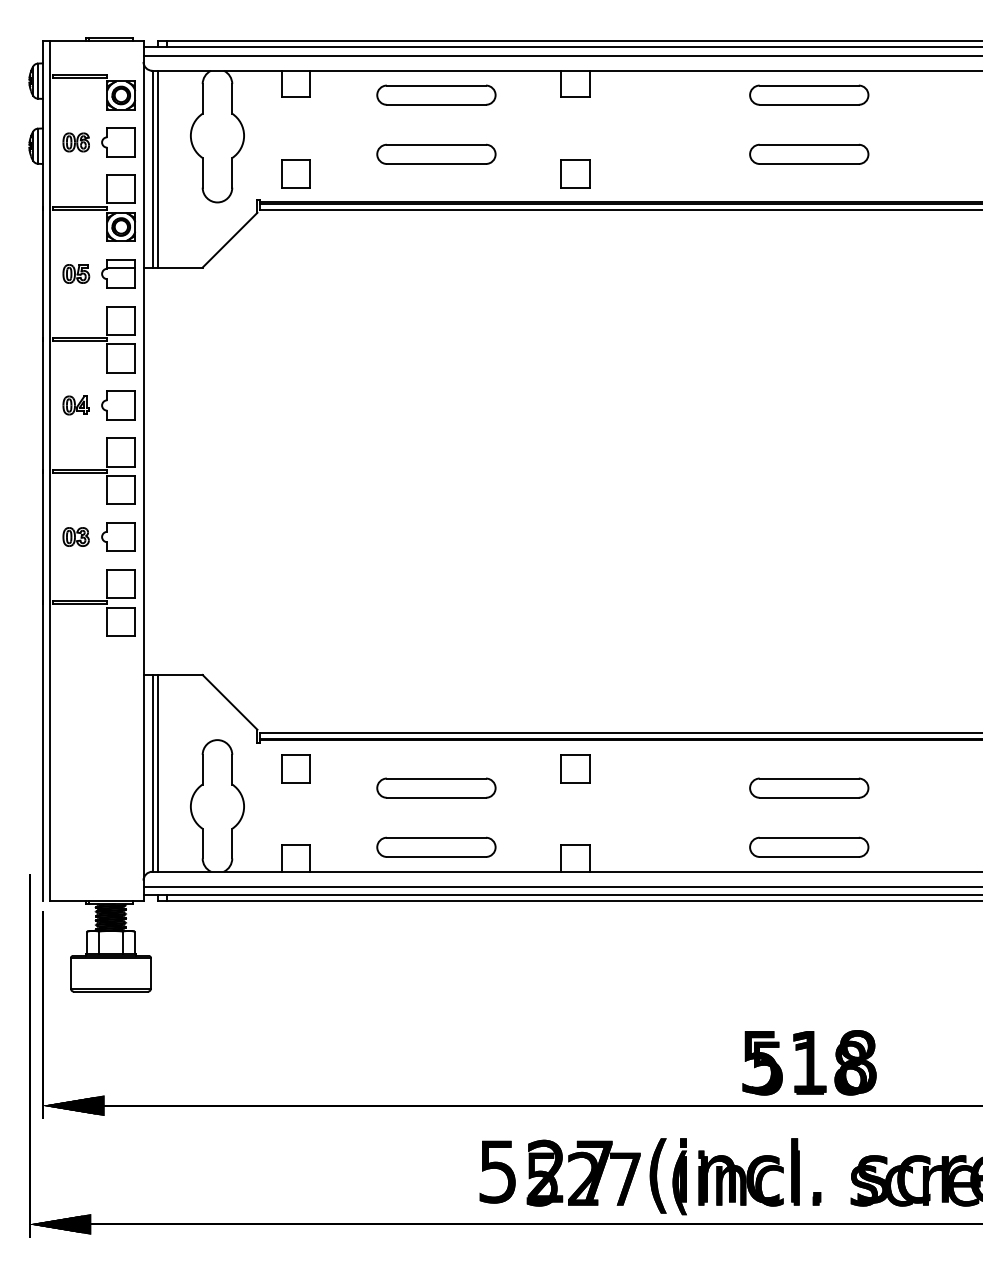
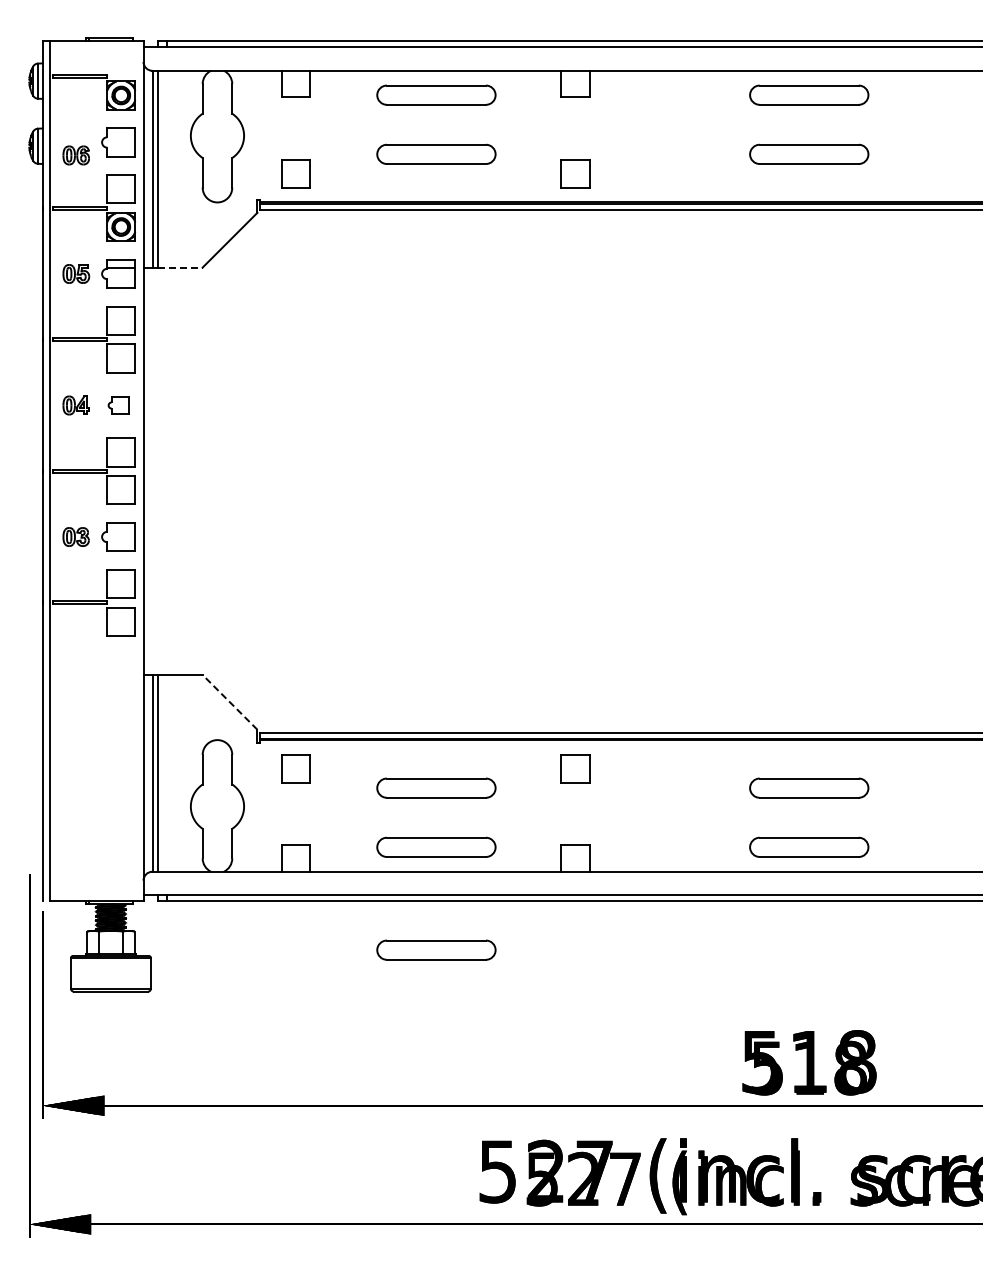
line: present -> none (561, 56)
part position: (75, 142) -> (75, 155) (75, 155)
line: solid -> dashed (180, 267)
part size: 35x31 px -> 23x19 px (118, 405)
line: solid -> dashed (230, 702)
line: present -> none (561, 886)
part: none -> present (436, 949)
